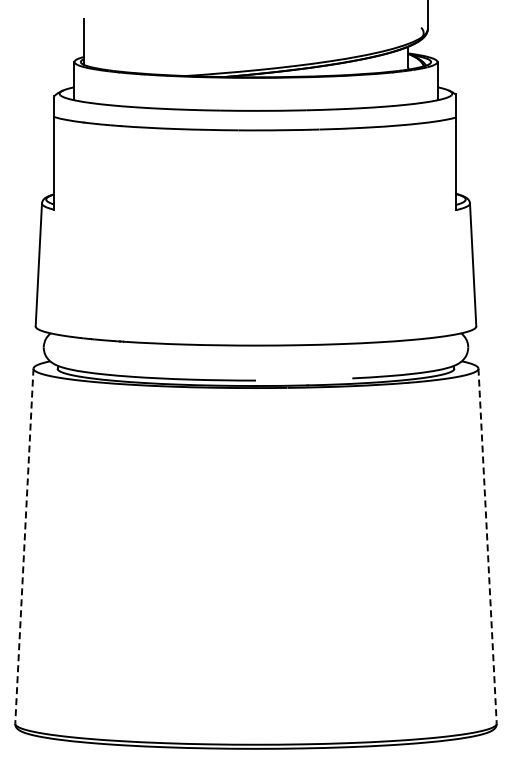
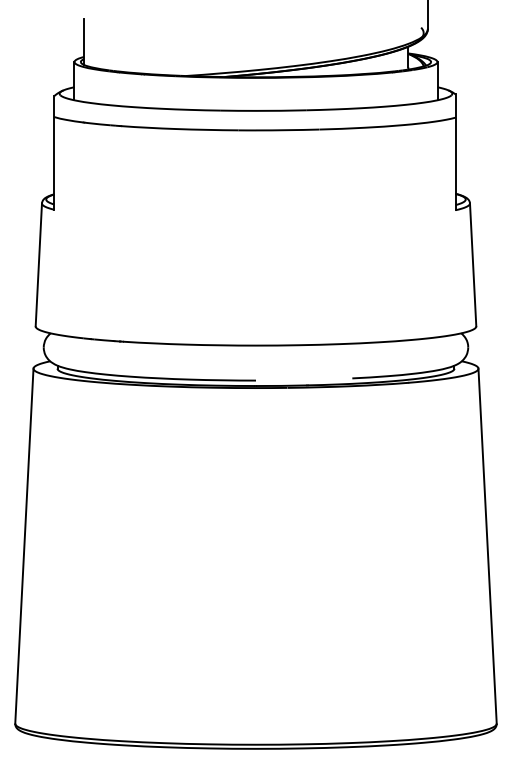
line: dashed -> solid (24, 546)
line: dashed -> solid (487, 546)
